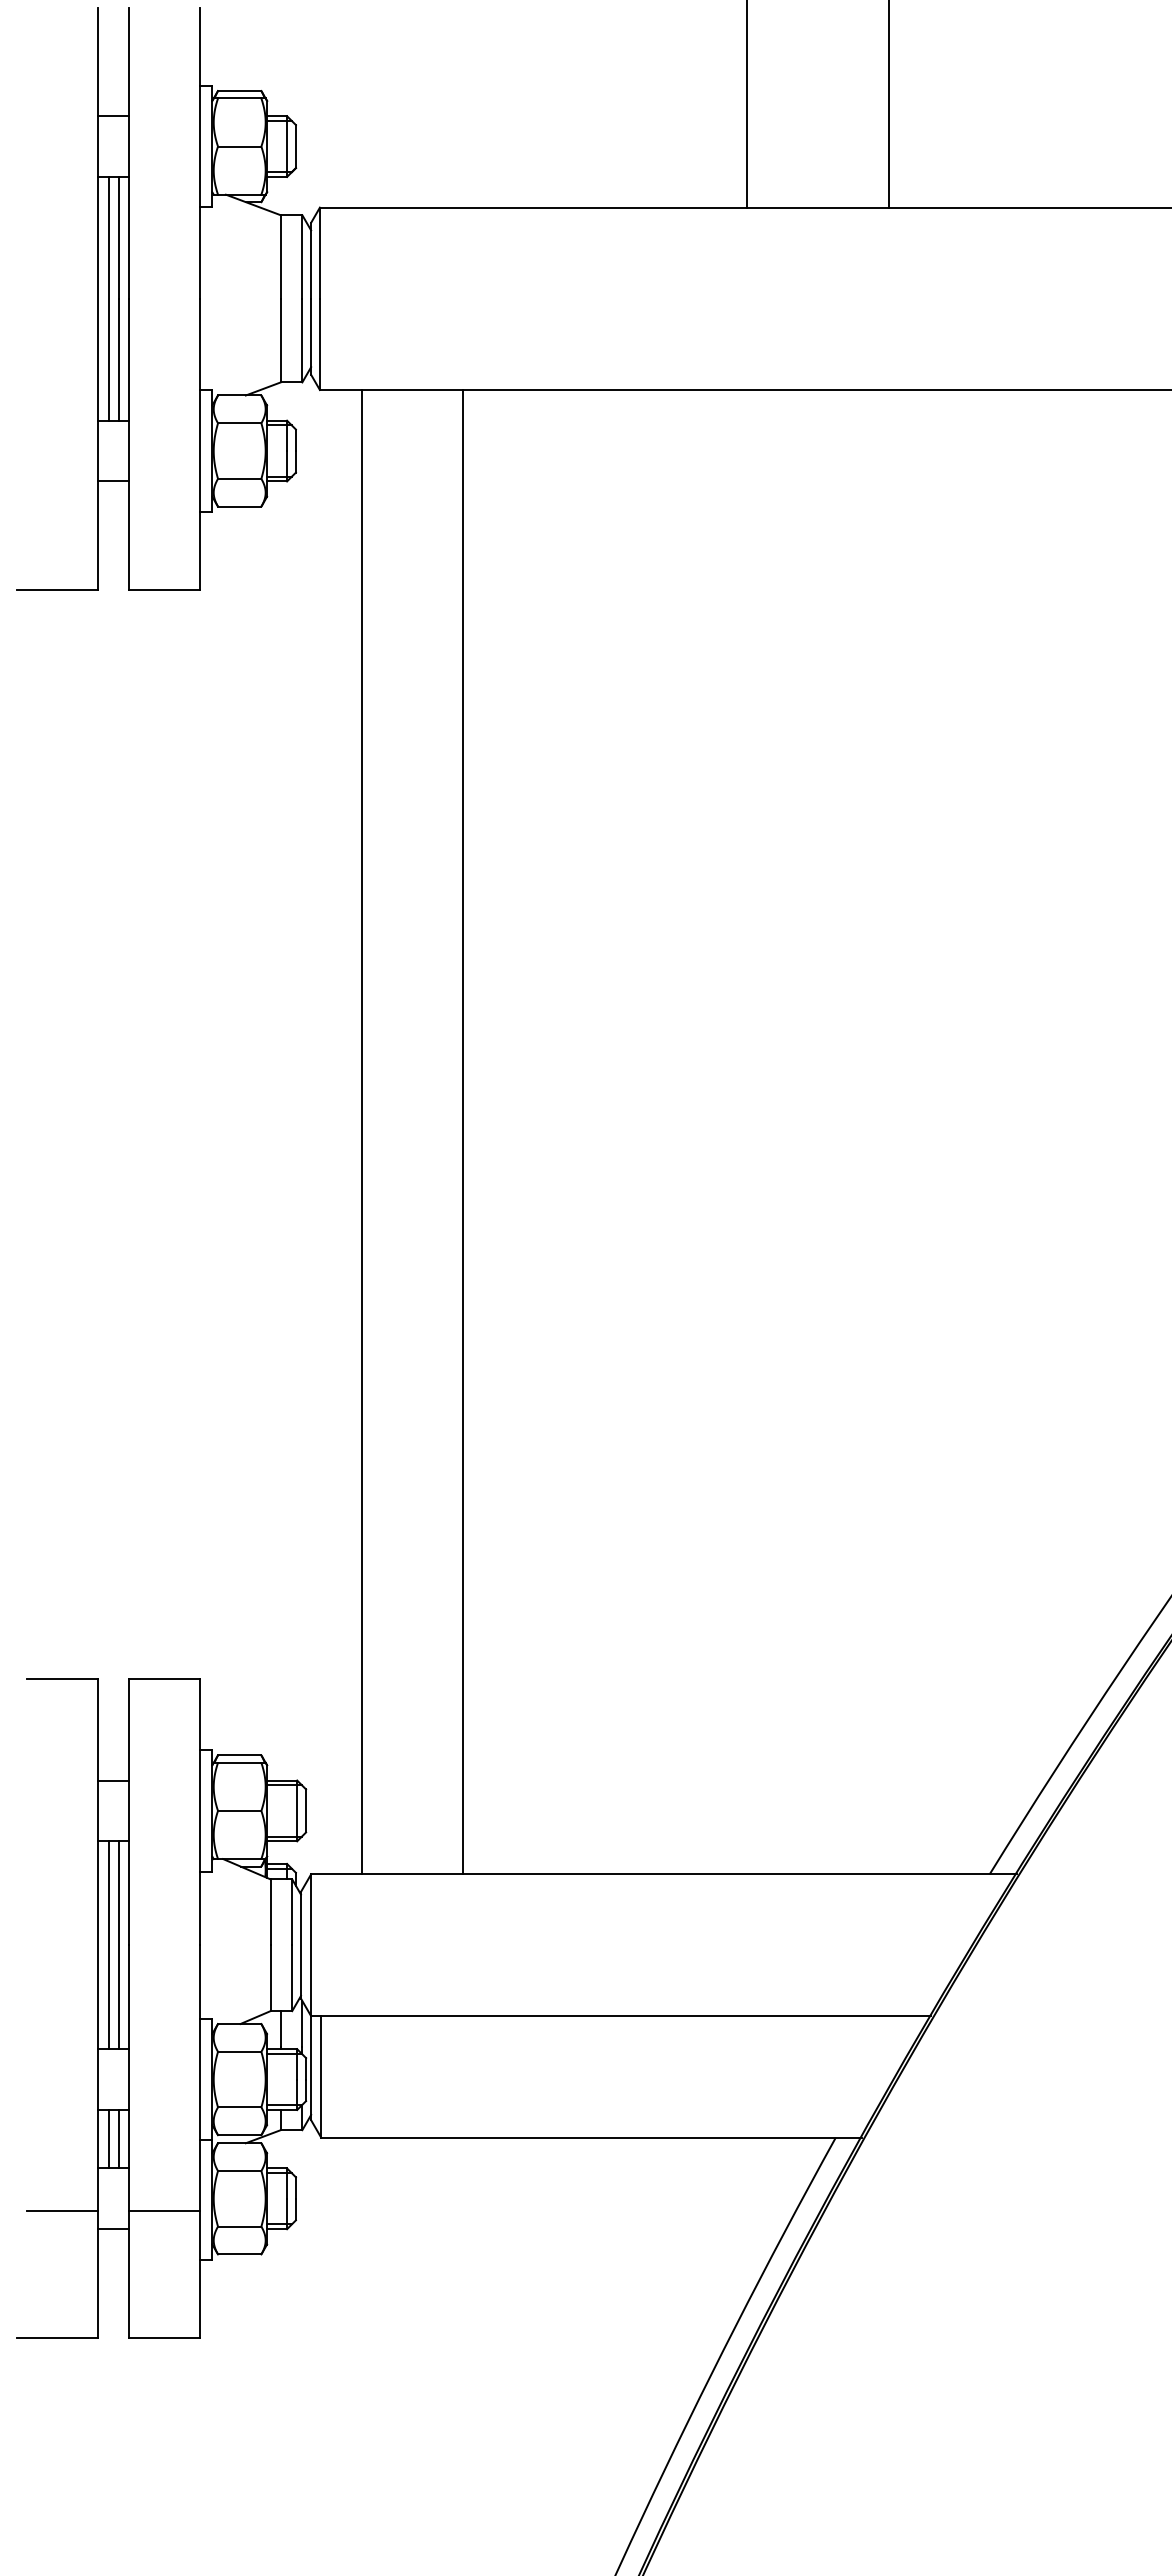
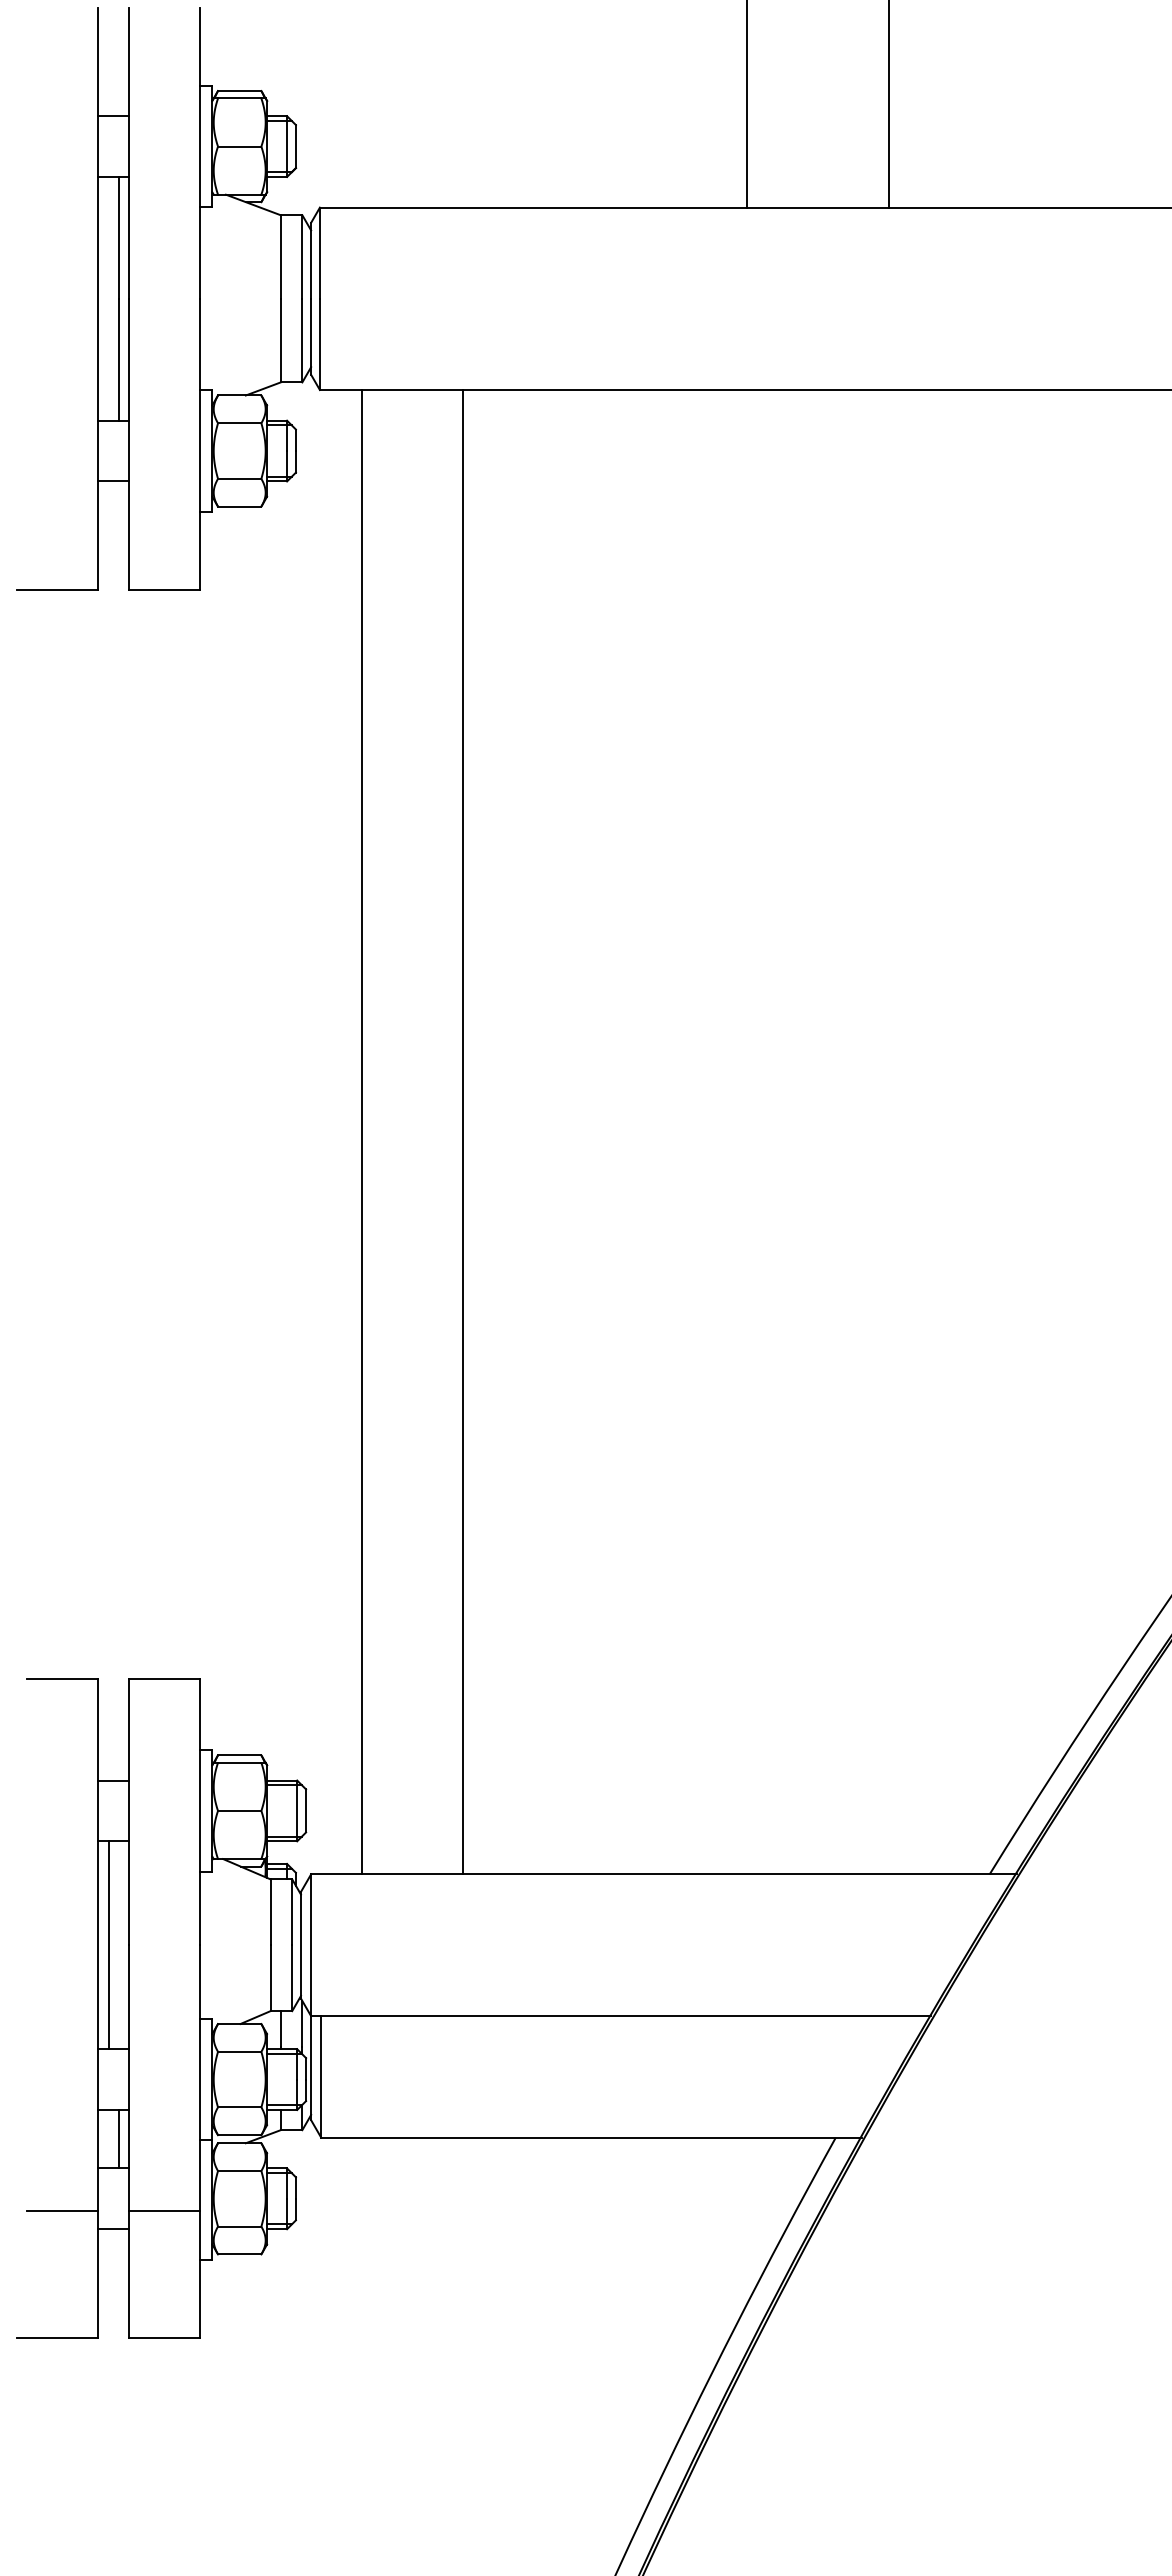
line: present -> none (108, 298)
line: present -> none (118, 1945)
line: present -> none (108, 2138)
